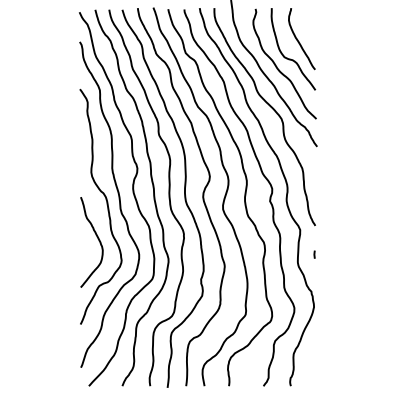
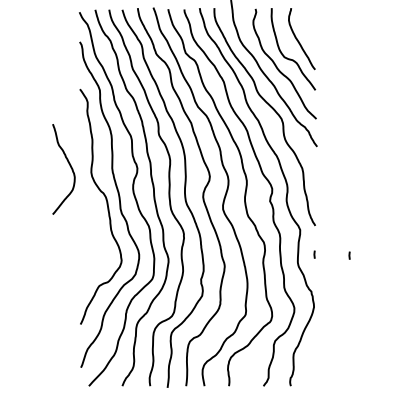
curve position: (96, 237) -> (68, 164) (68, 164)
line: none -> present (349, 255)
